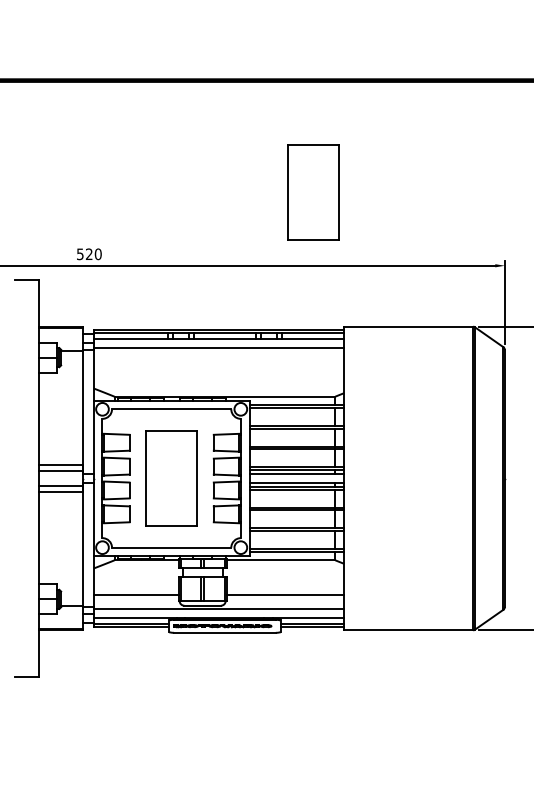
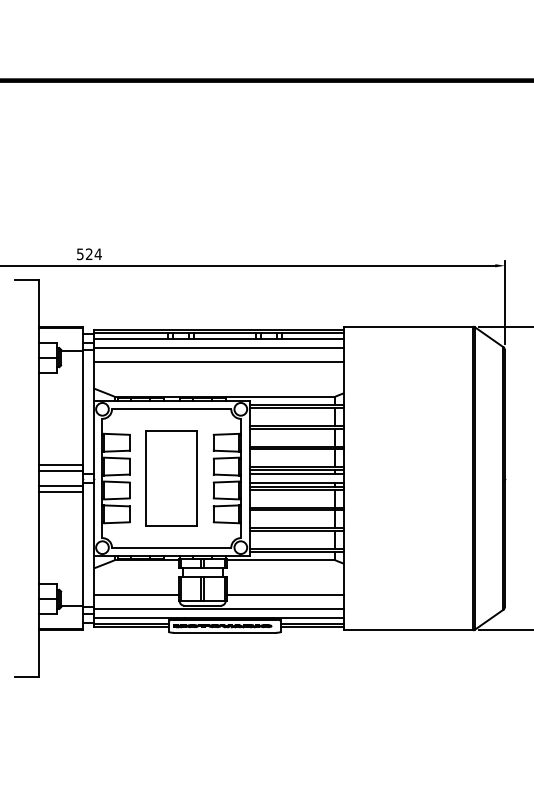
part: present -> none (313, 192)
text: 520 -> 524 (97, 254)
line: none -> present (218, 361)
